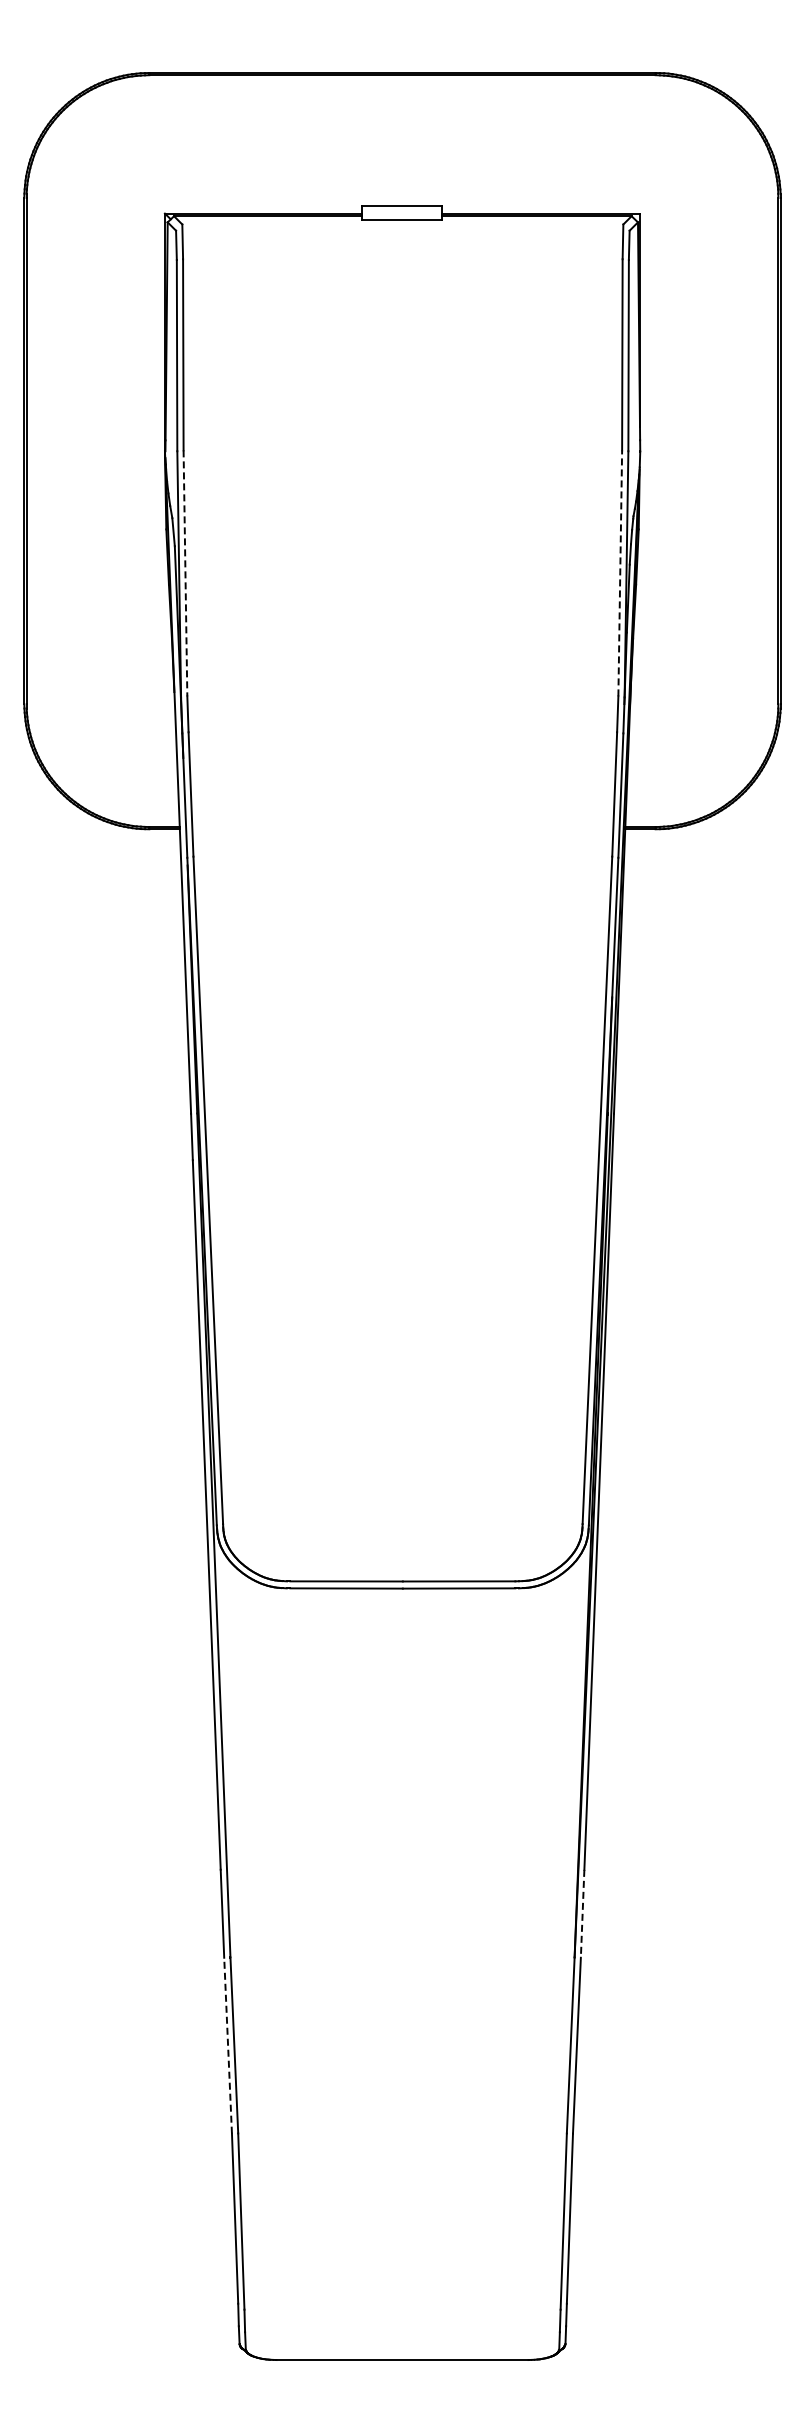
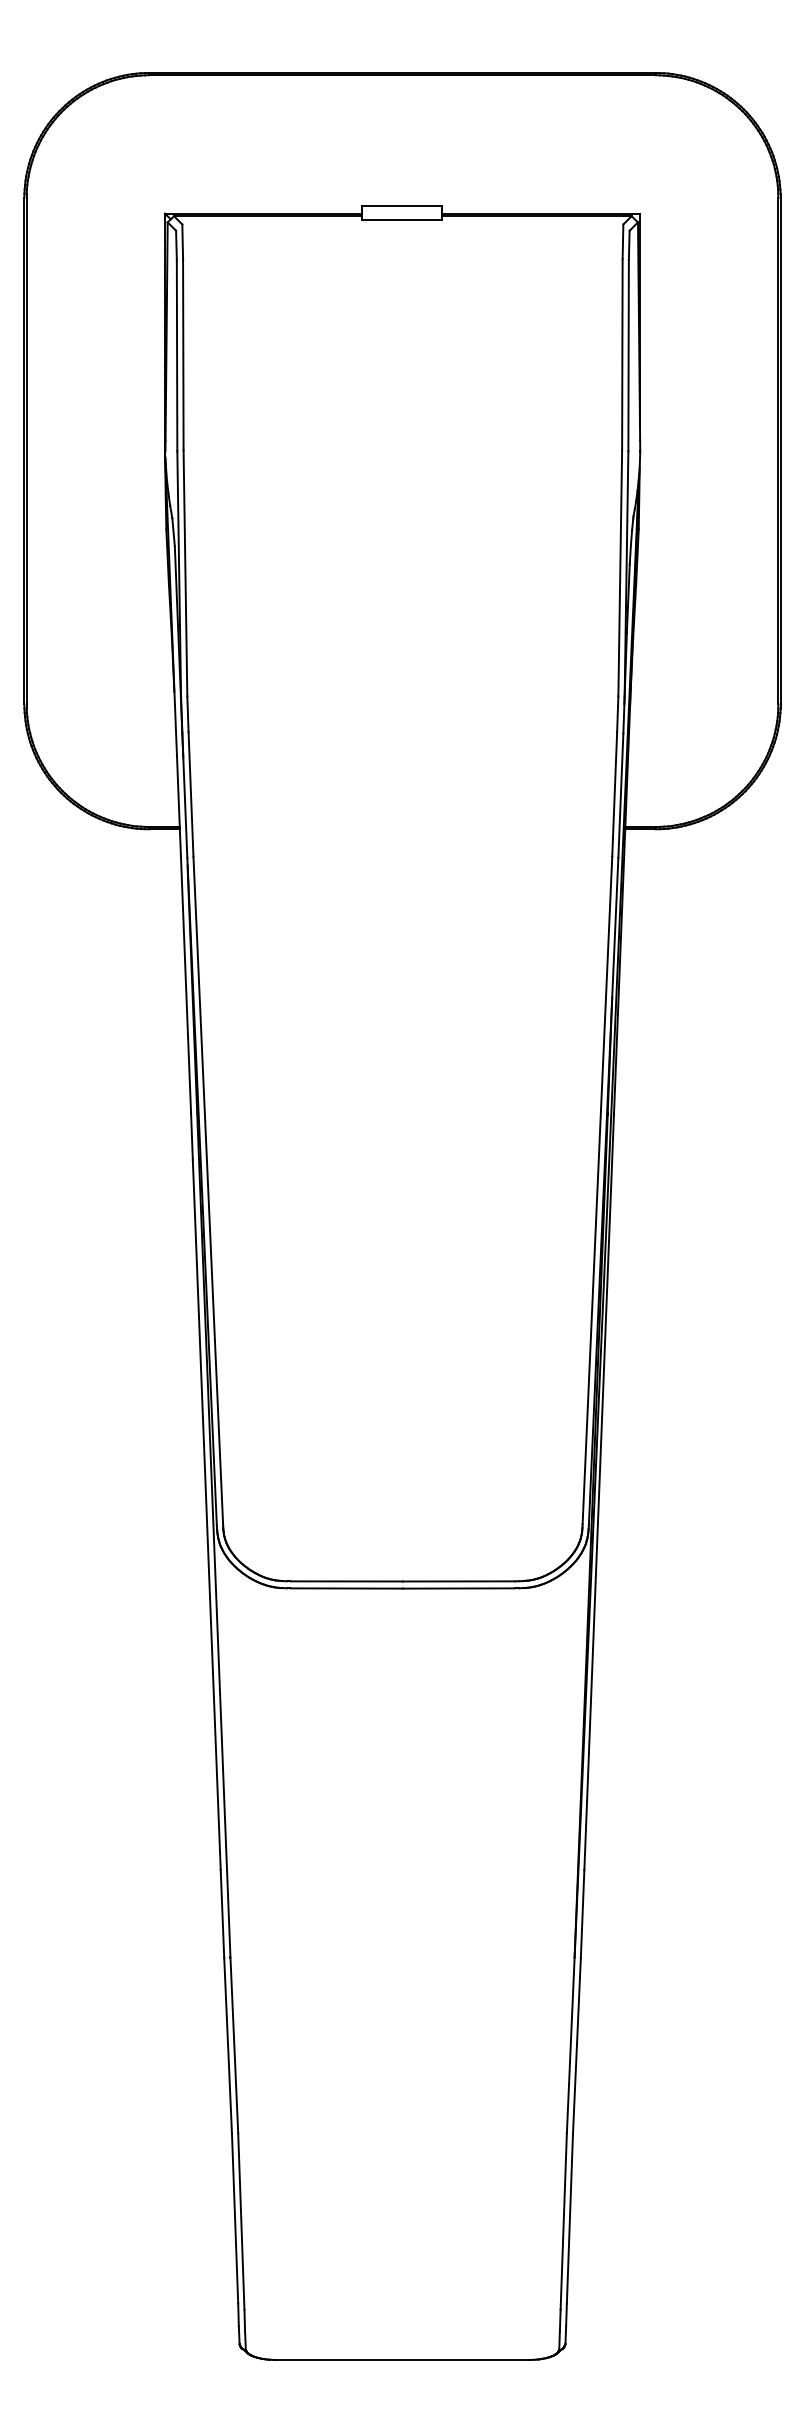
line: dashed -> solid (620, 572)
line: dashed -> solid (185, 573)
line: dashed -> solid (582, 1913)
line: dashed -> solid (228, 2045)
